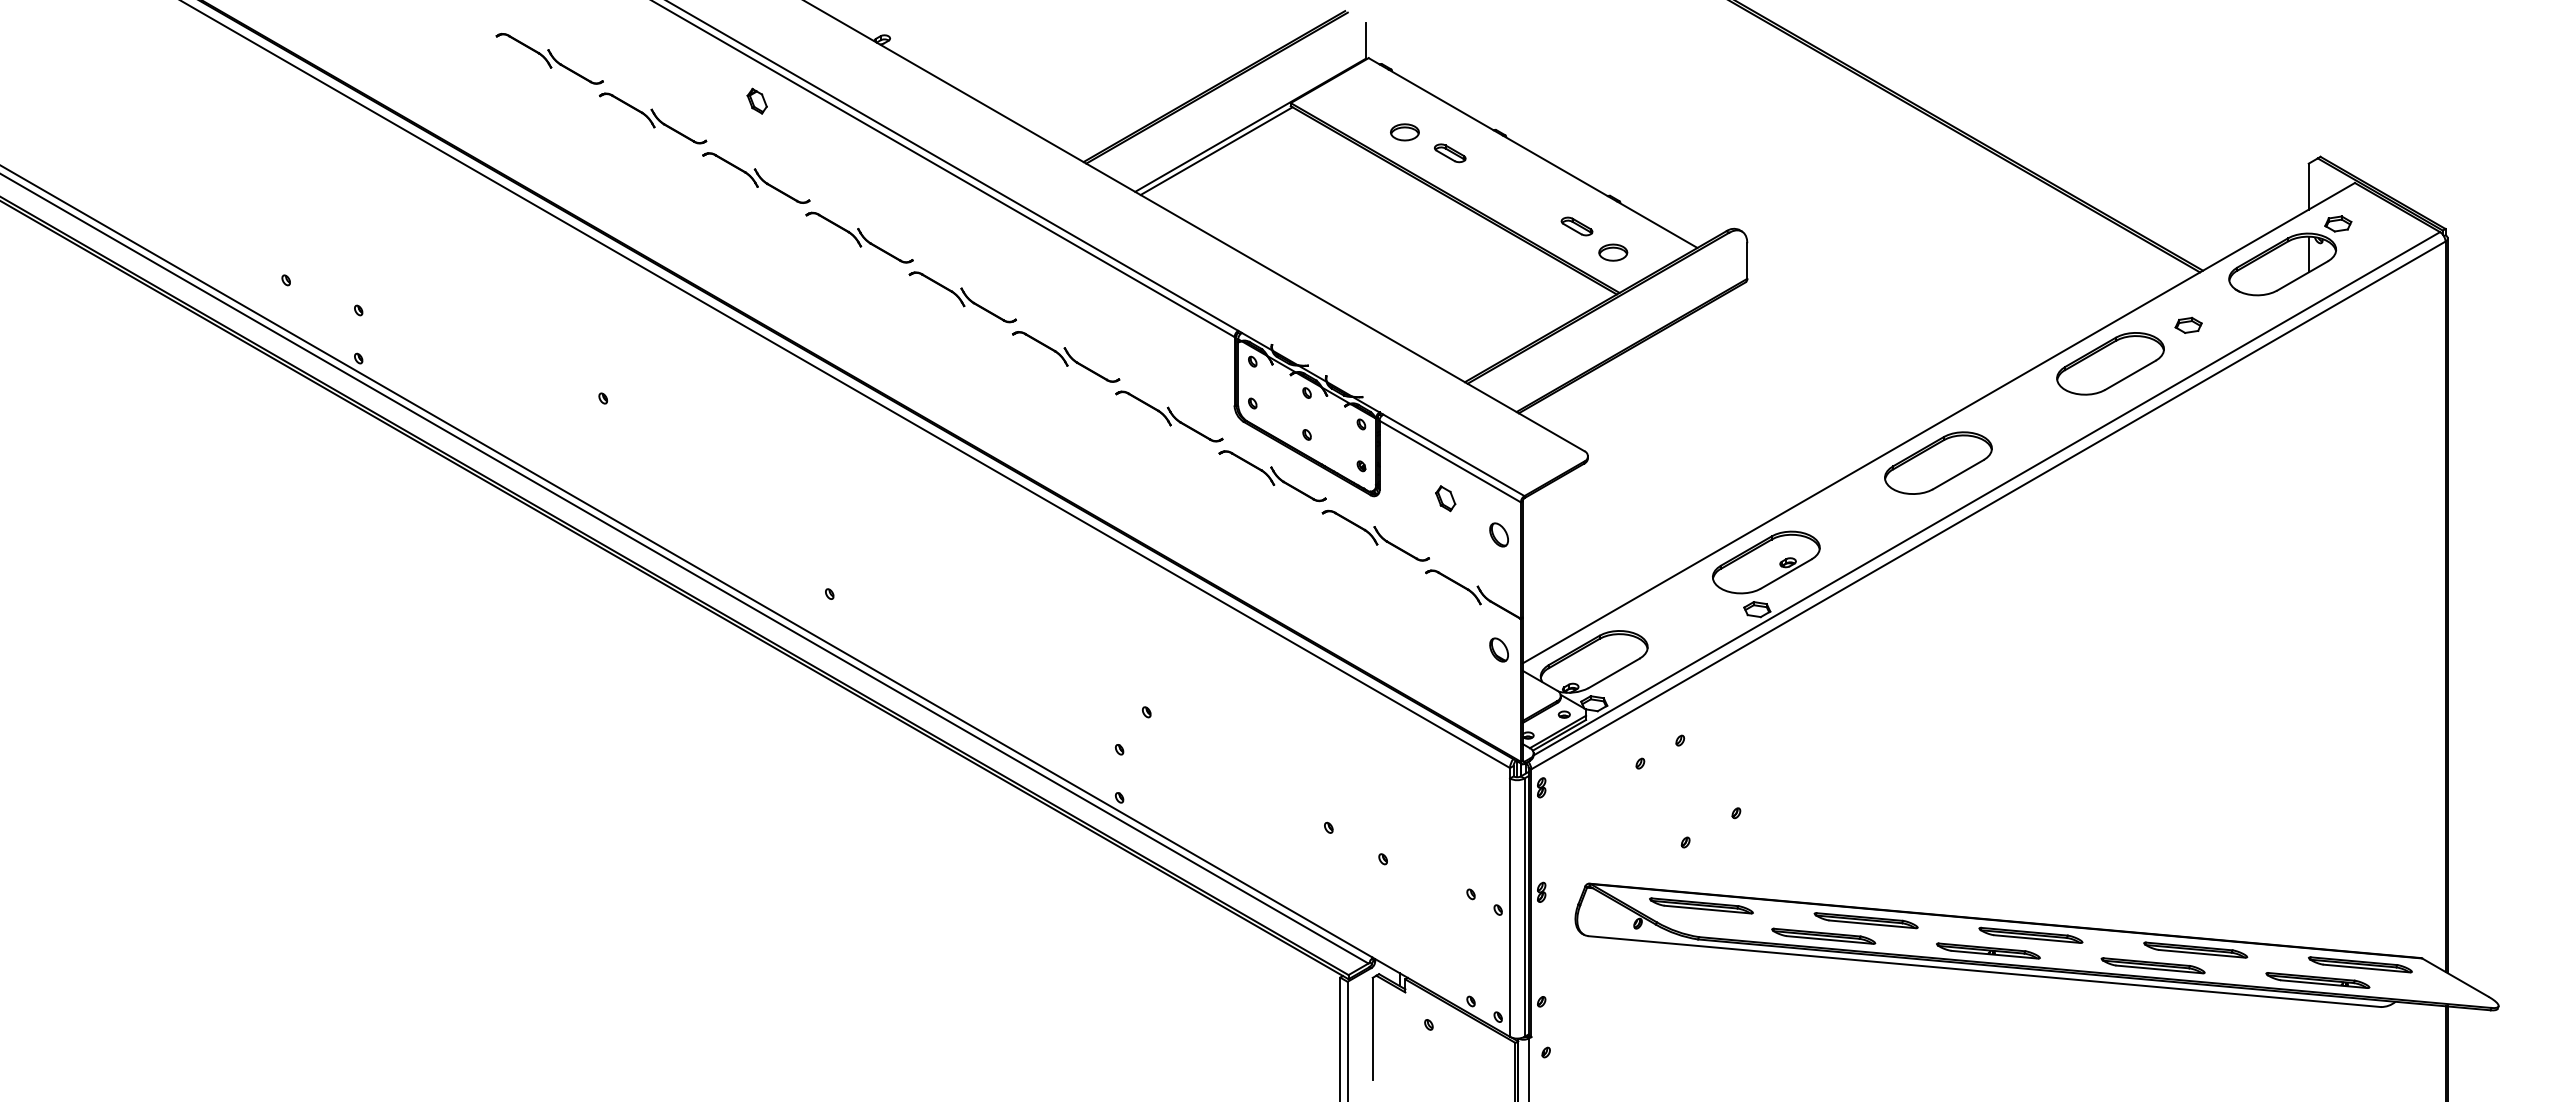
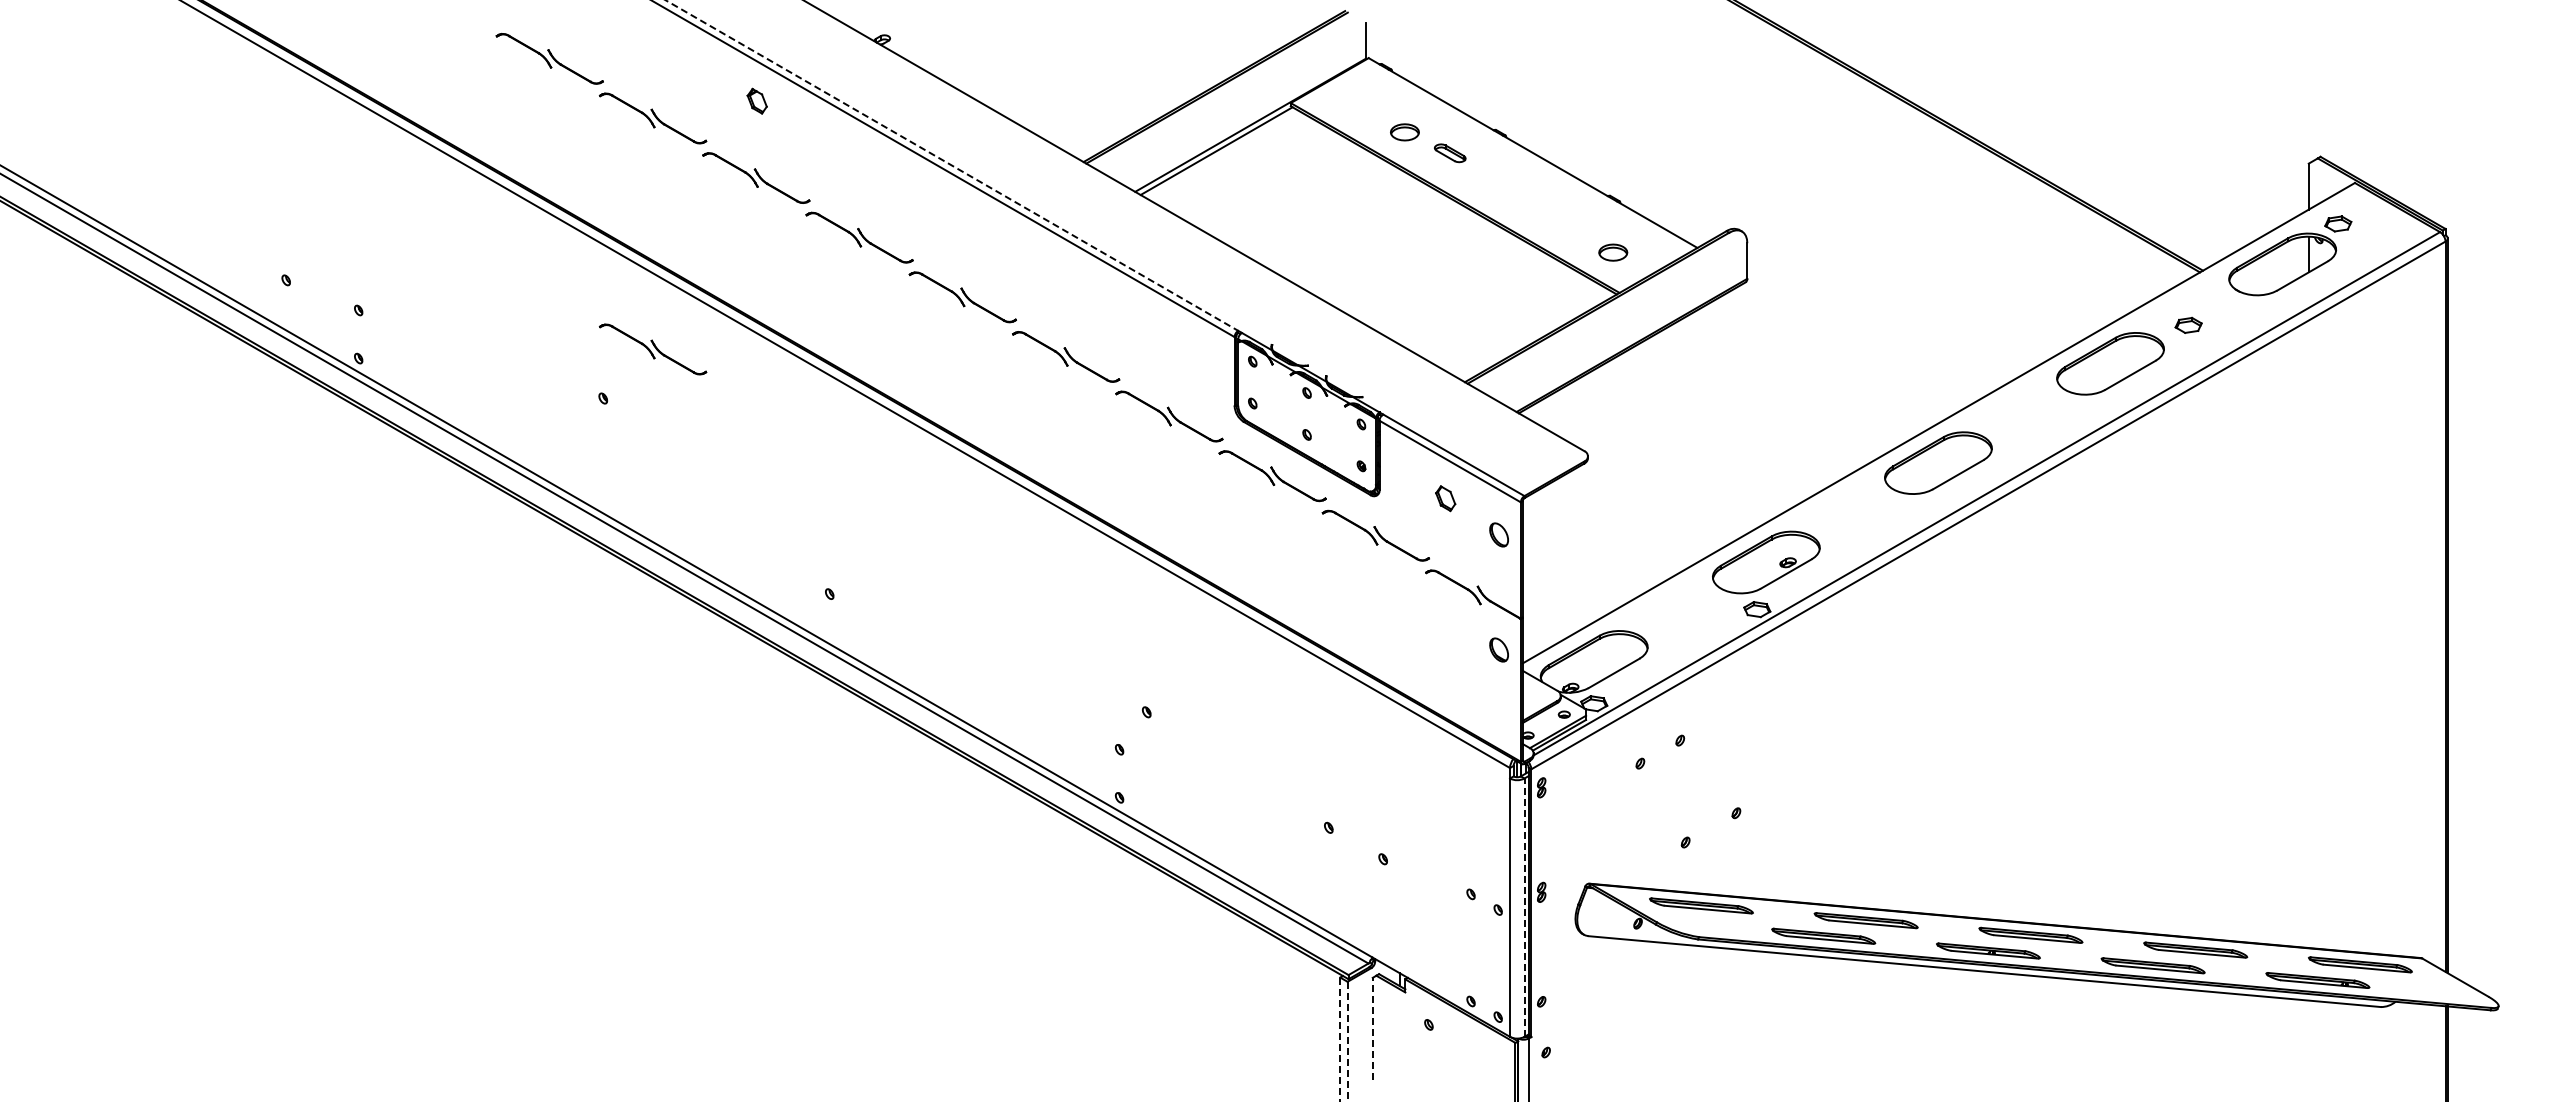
line: solid -> dashed (951, 165)
part: present -> none (1576, 226)
part: none -> present (652, 349)
line: solid -> dashed (1524, 907)
line: solid -> dashed (1372, 1028)
line: solid -> dashed (1340, 1039)
line: solid -> dashed (1347, 1041)
